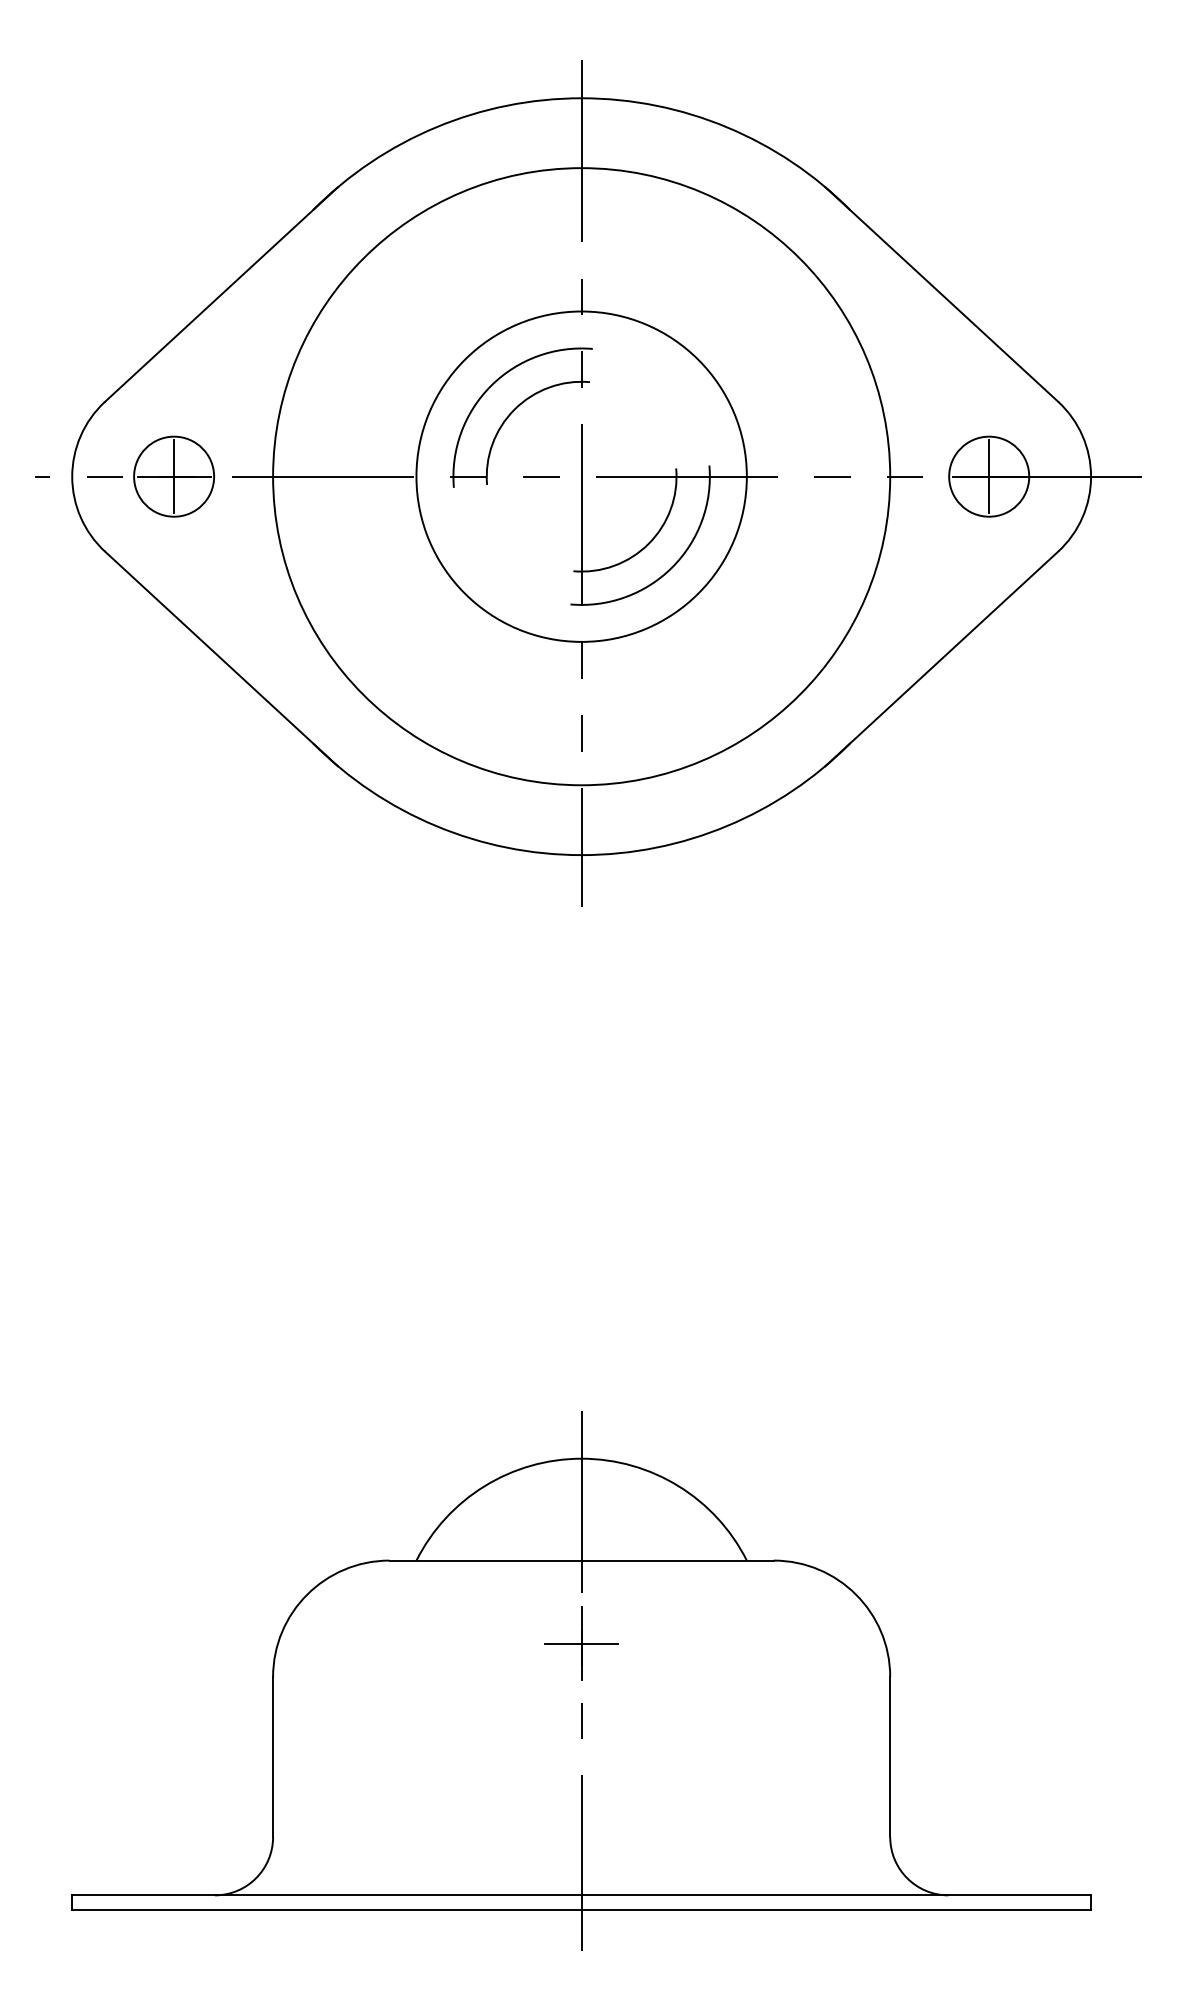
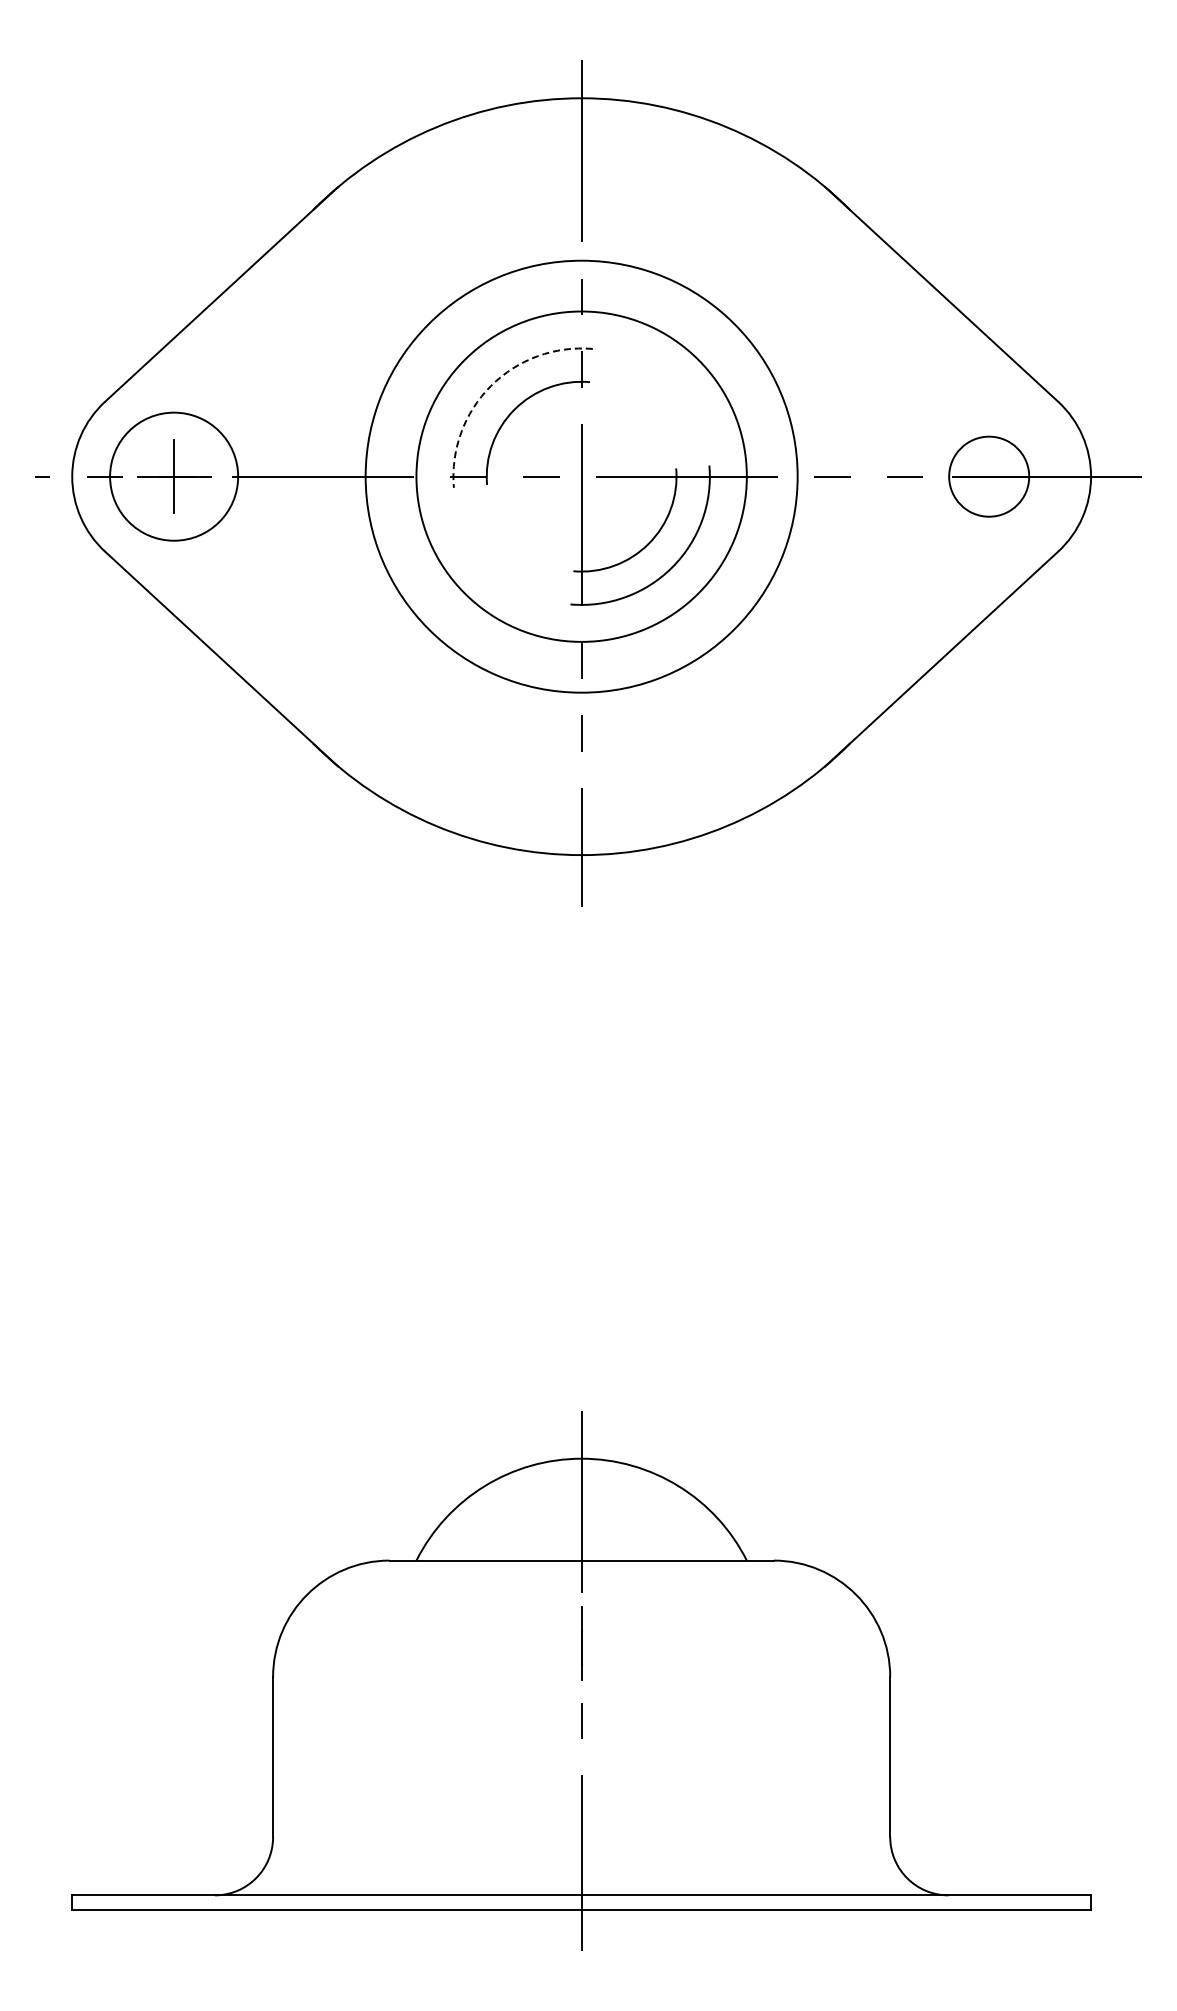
arc: solid -> dashed (490, 386)
circle diameter: 80 px -> 128 px (174, 476)
circle diameter: 617 px -> 432 px (581, 476)
line: present -> none (989, 476)
line: present -> none (581, 1643)
